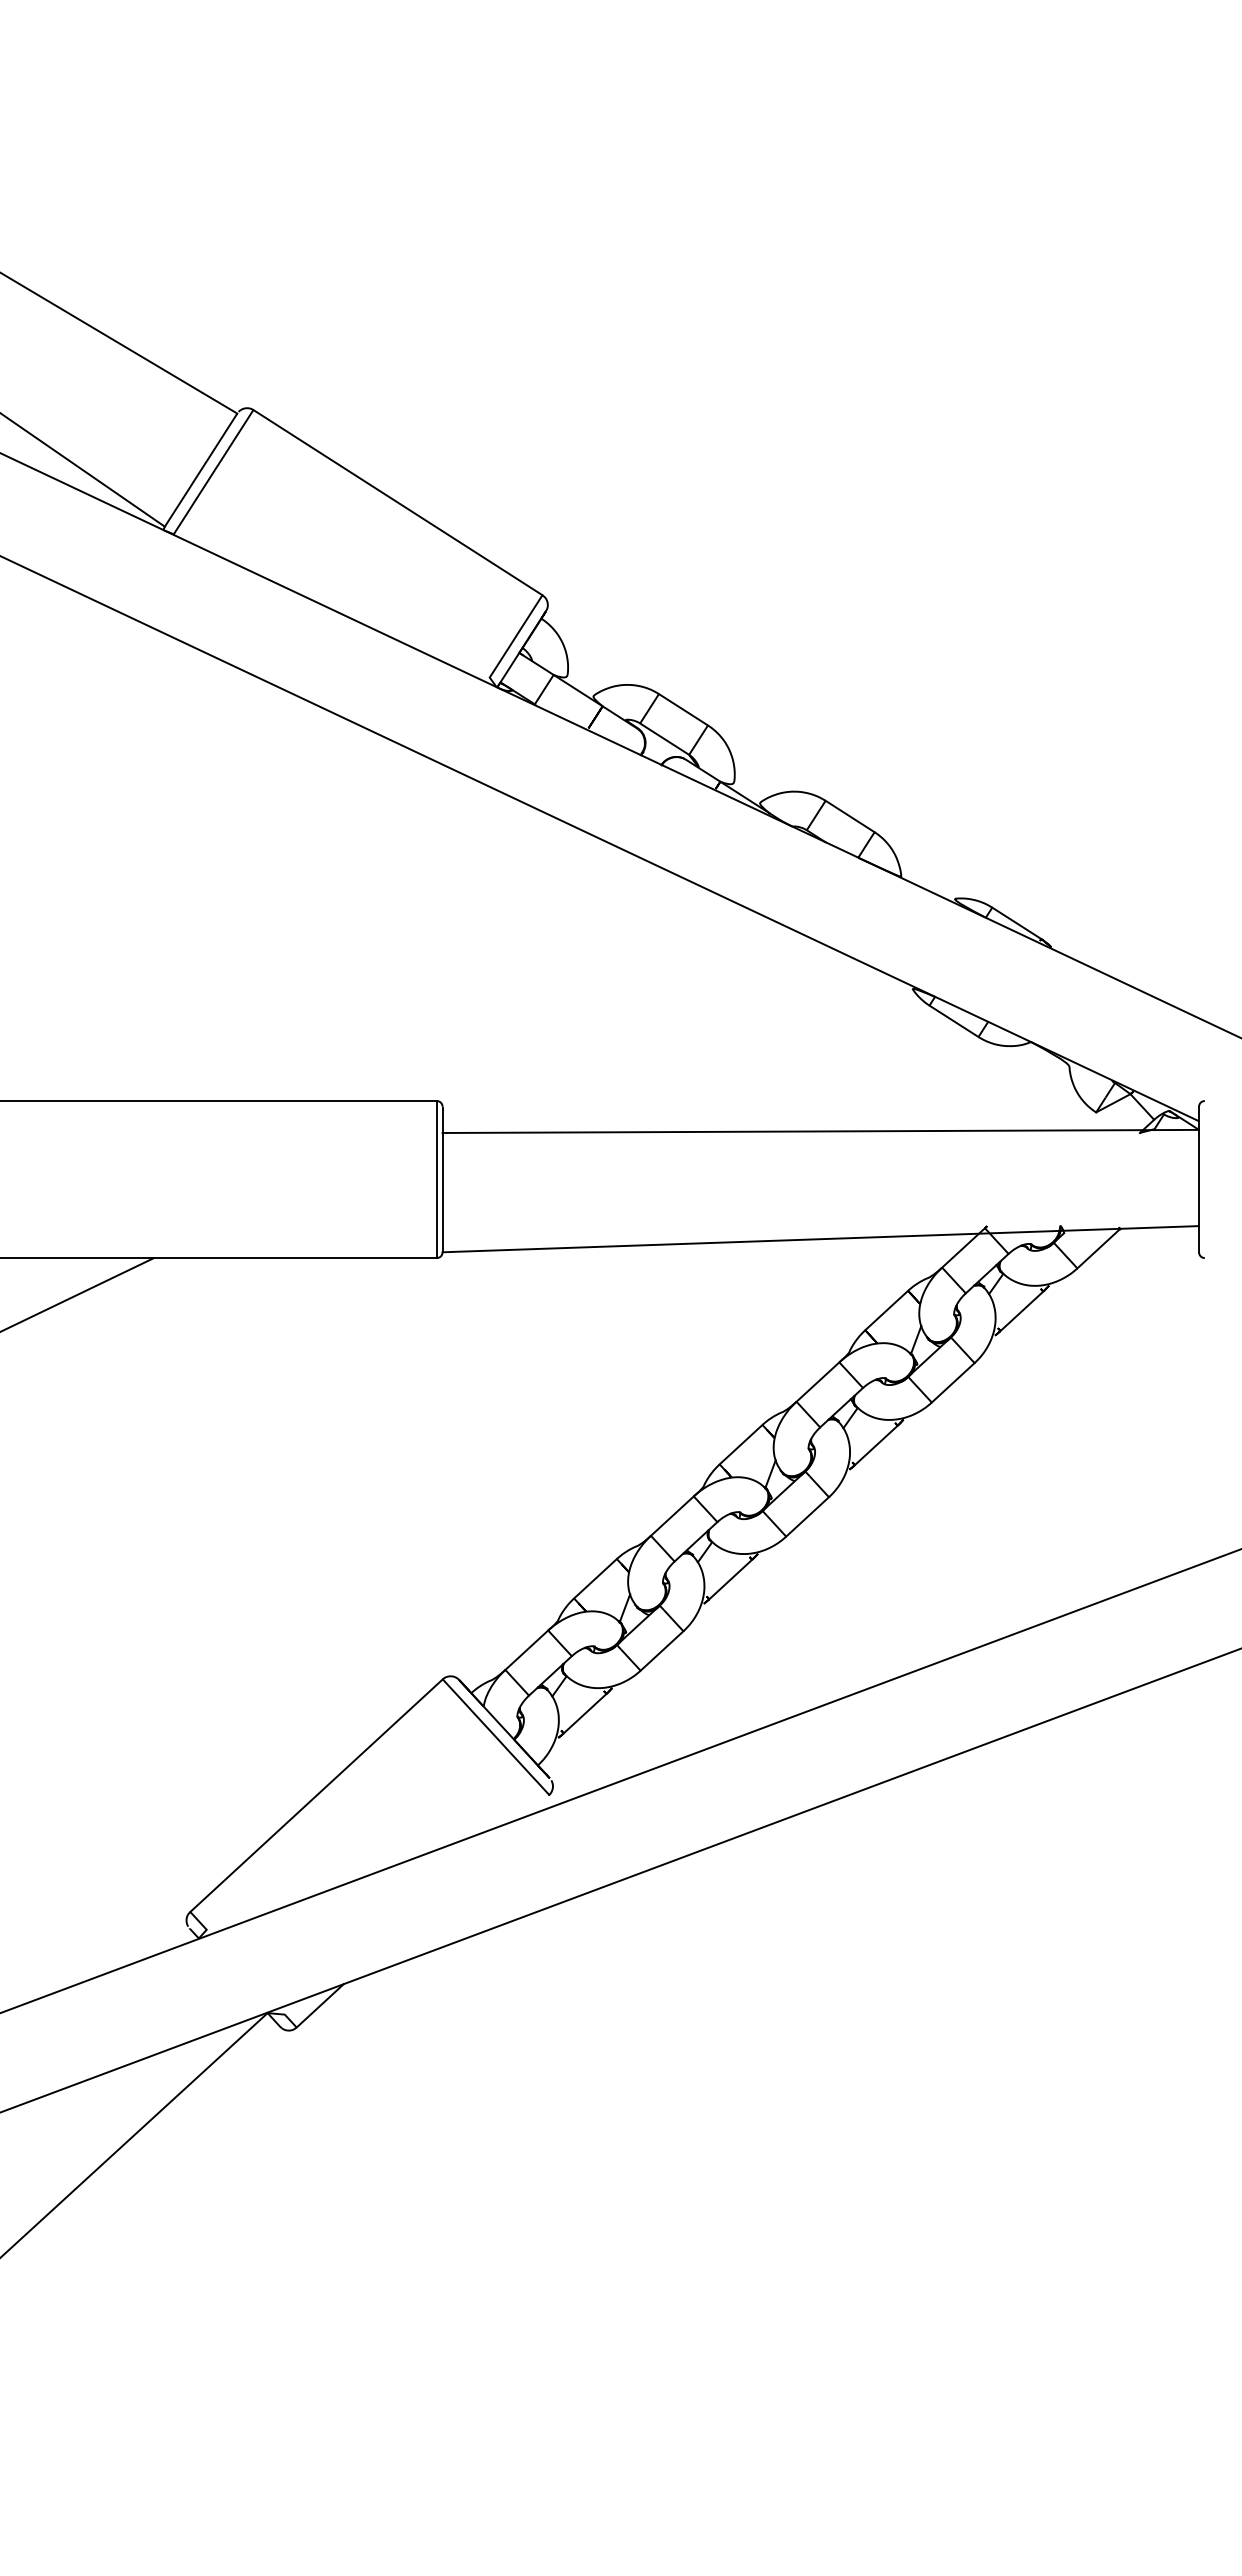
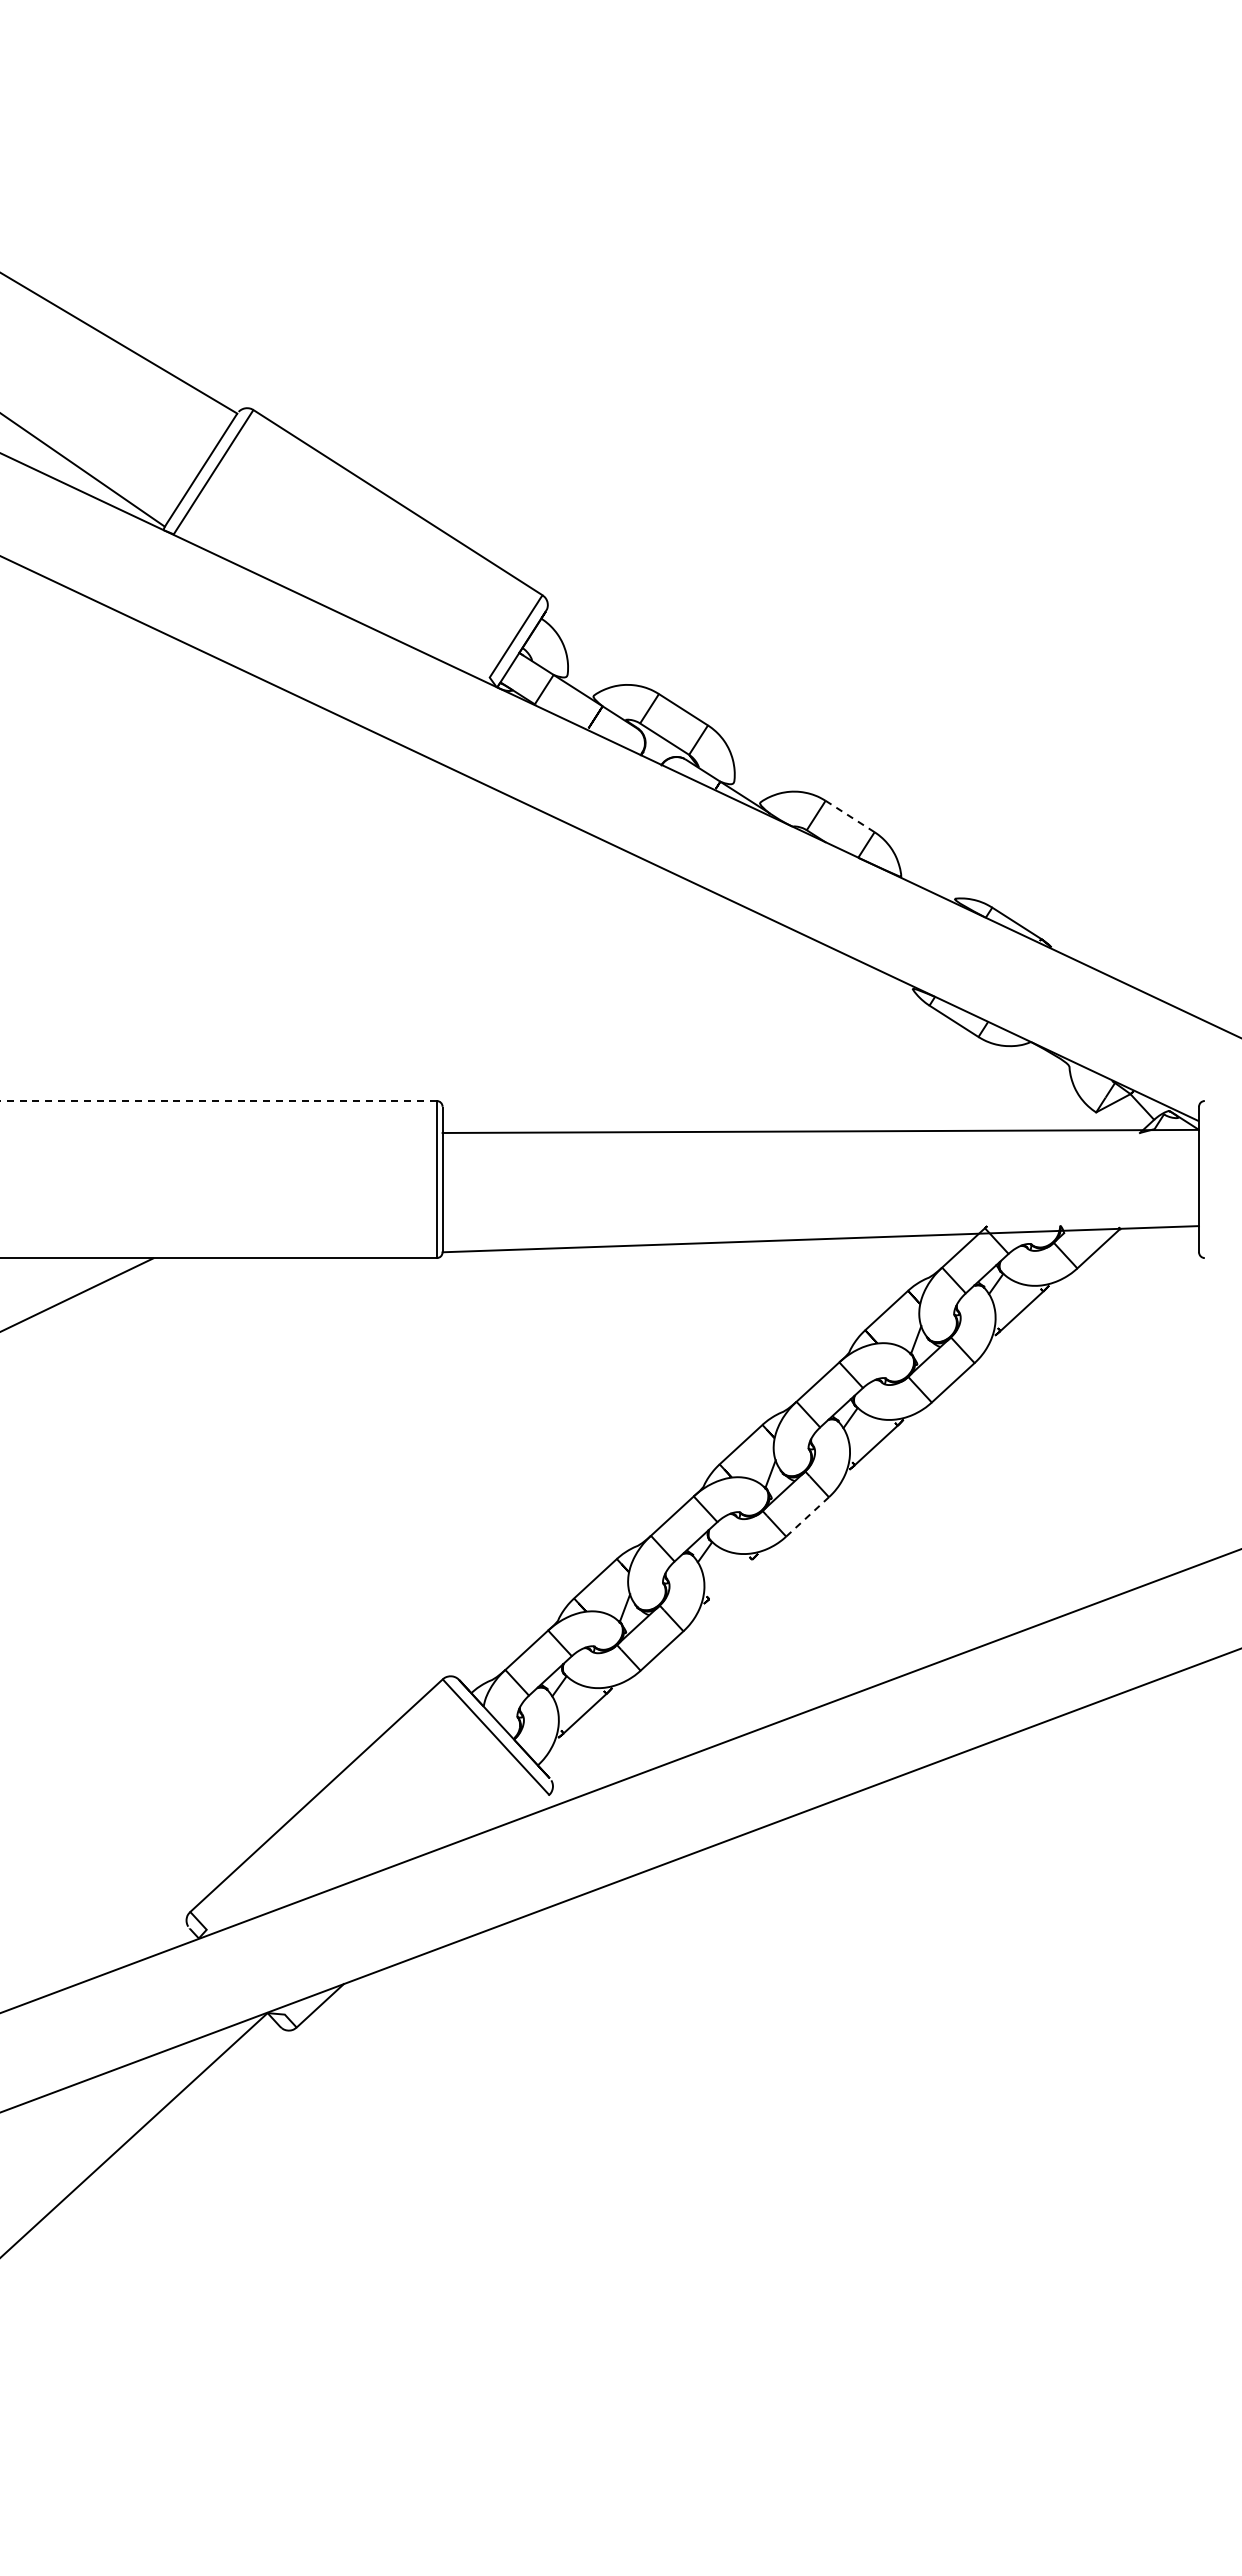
line: solid -> dashed (849, 816)
line: solid -> dashed (218, 1101)
line: solid -> dashed (807, 1516)
line: present -> none (730, 1579)
